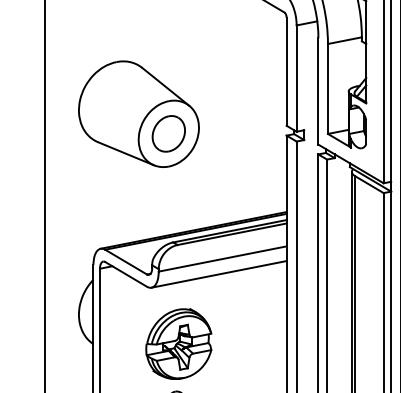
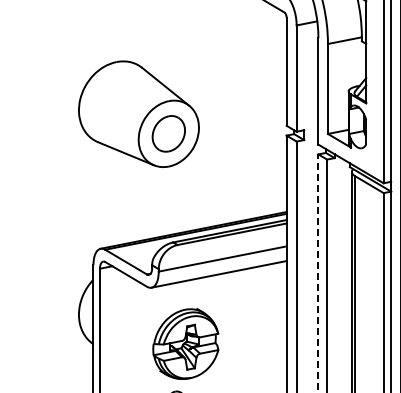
line: present -> none (44, 195)
line: solid -> dashed (318, 273)
part position: (178, 343) -> (185, 343) (185, 343)
